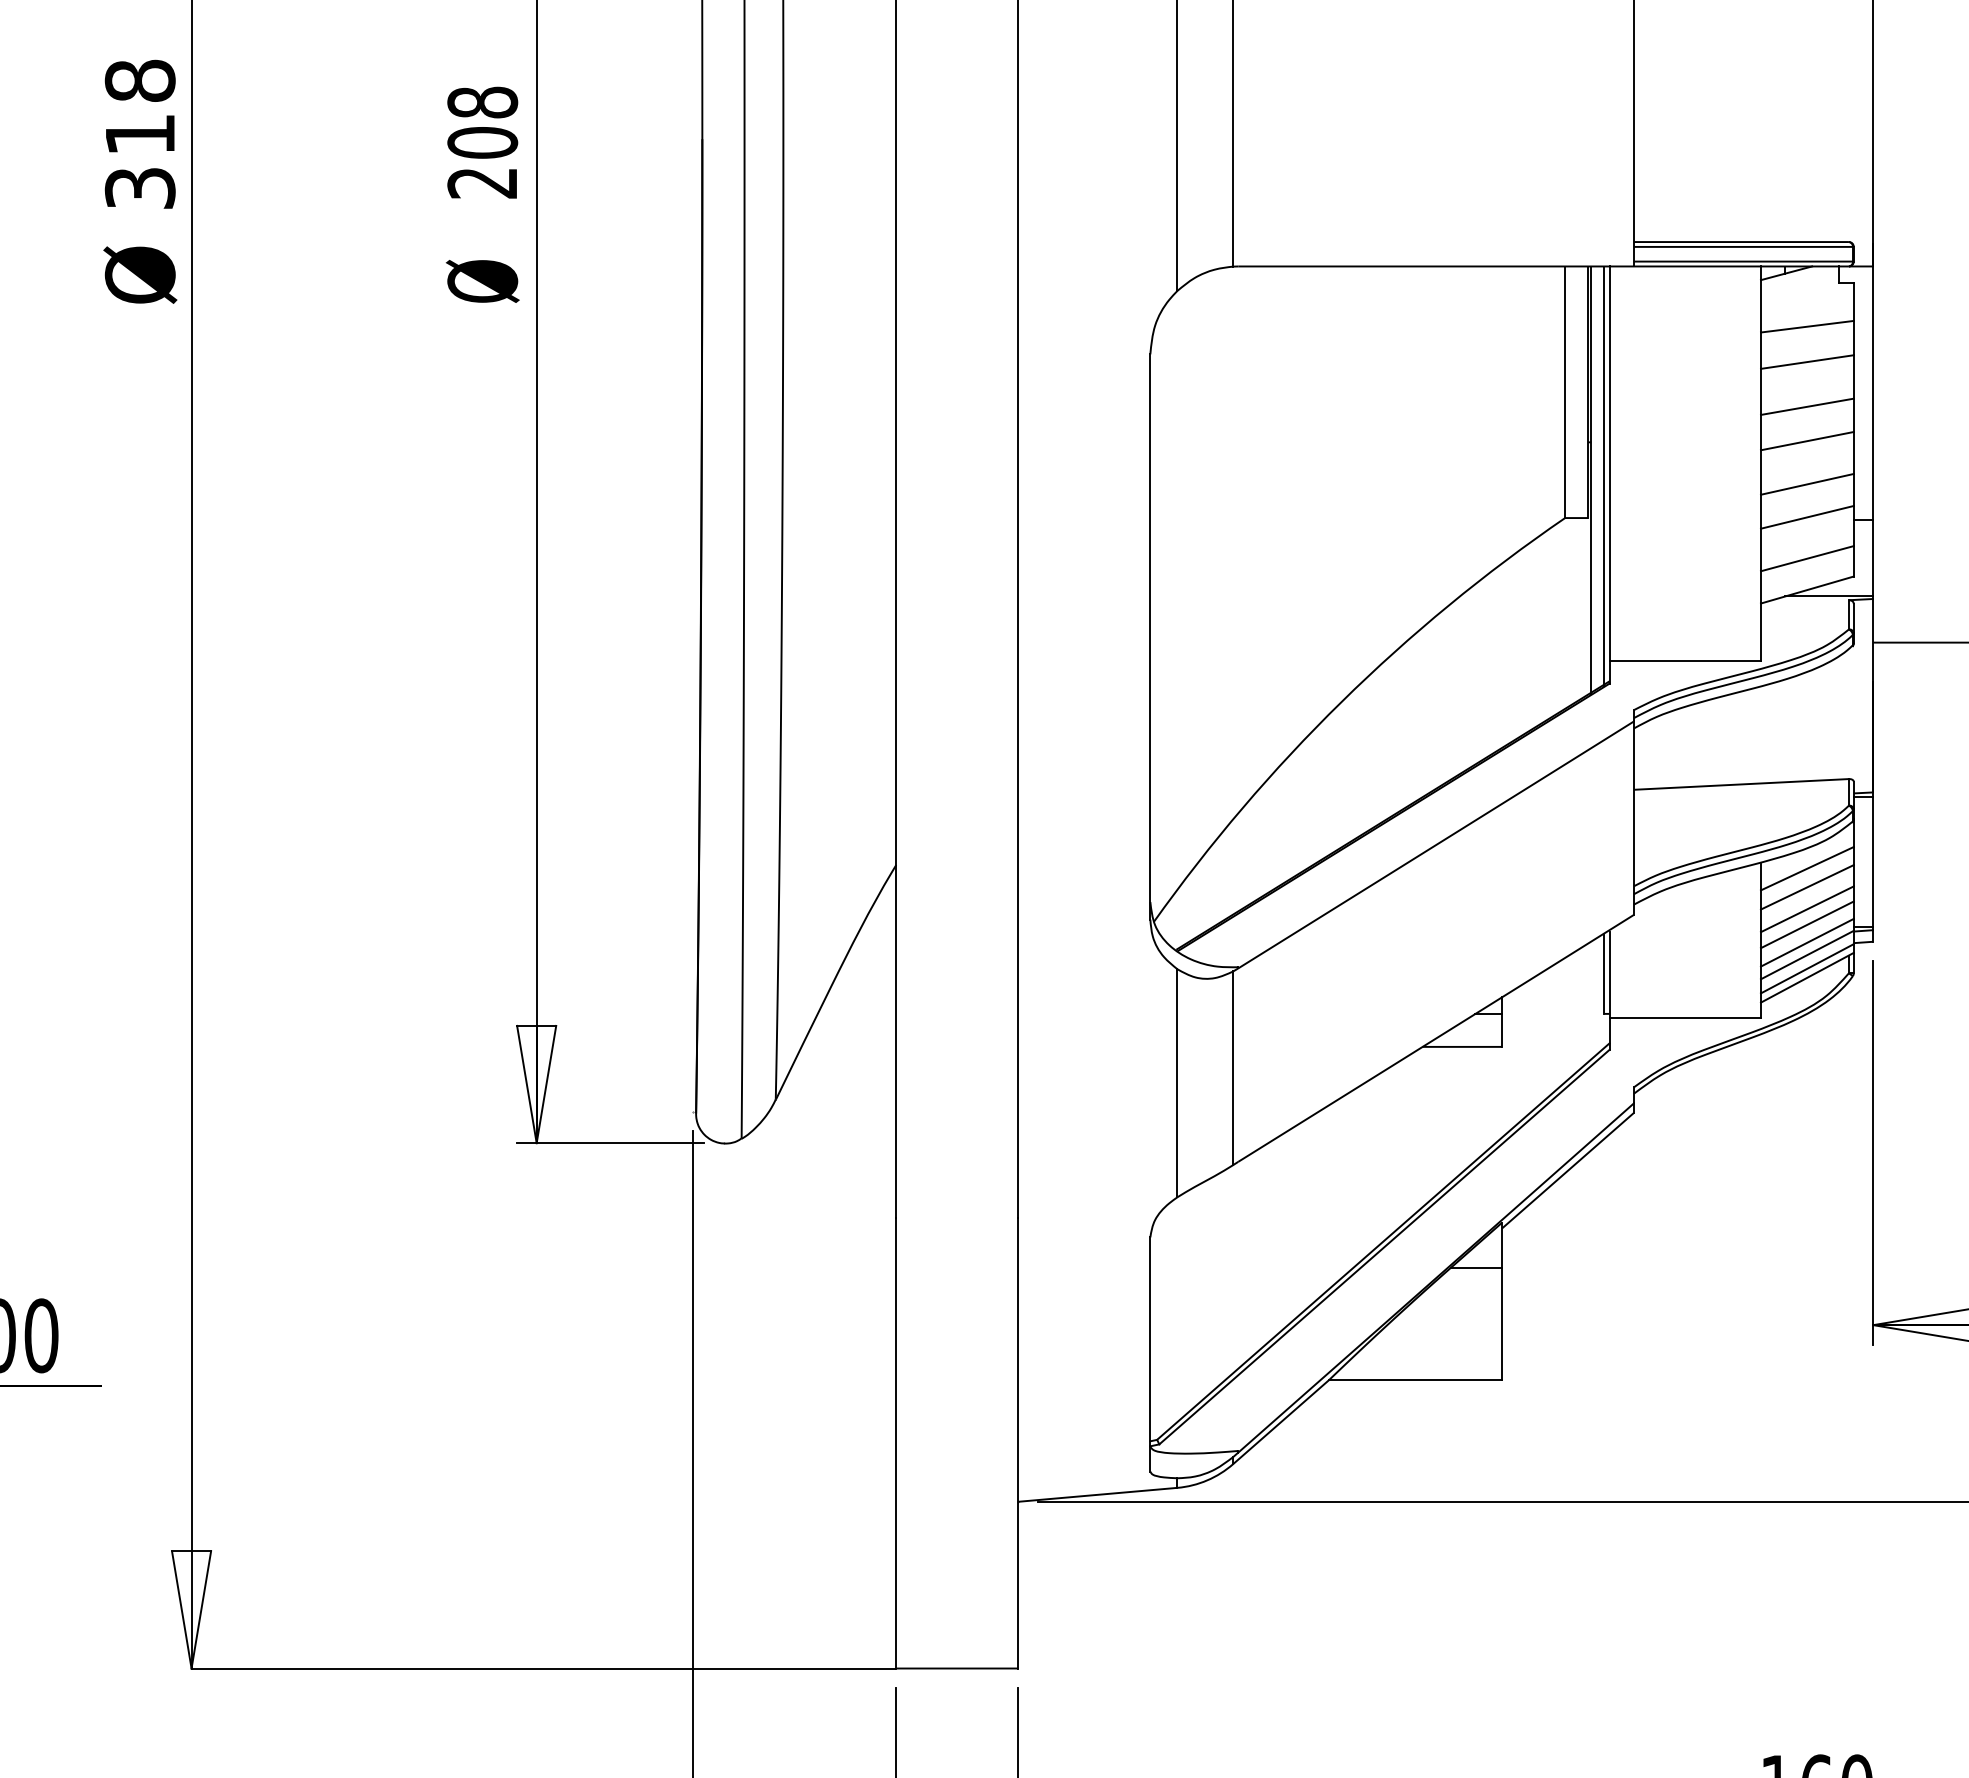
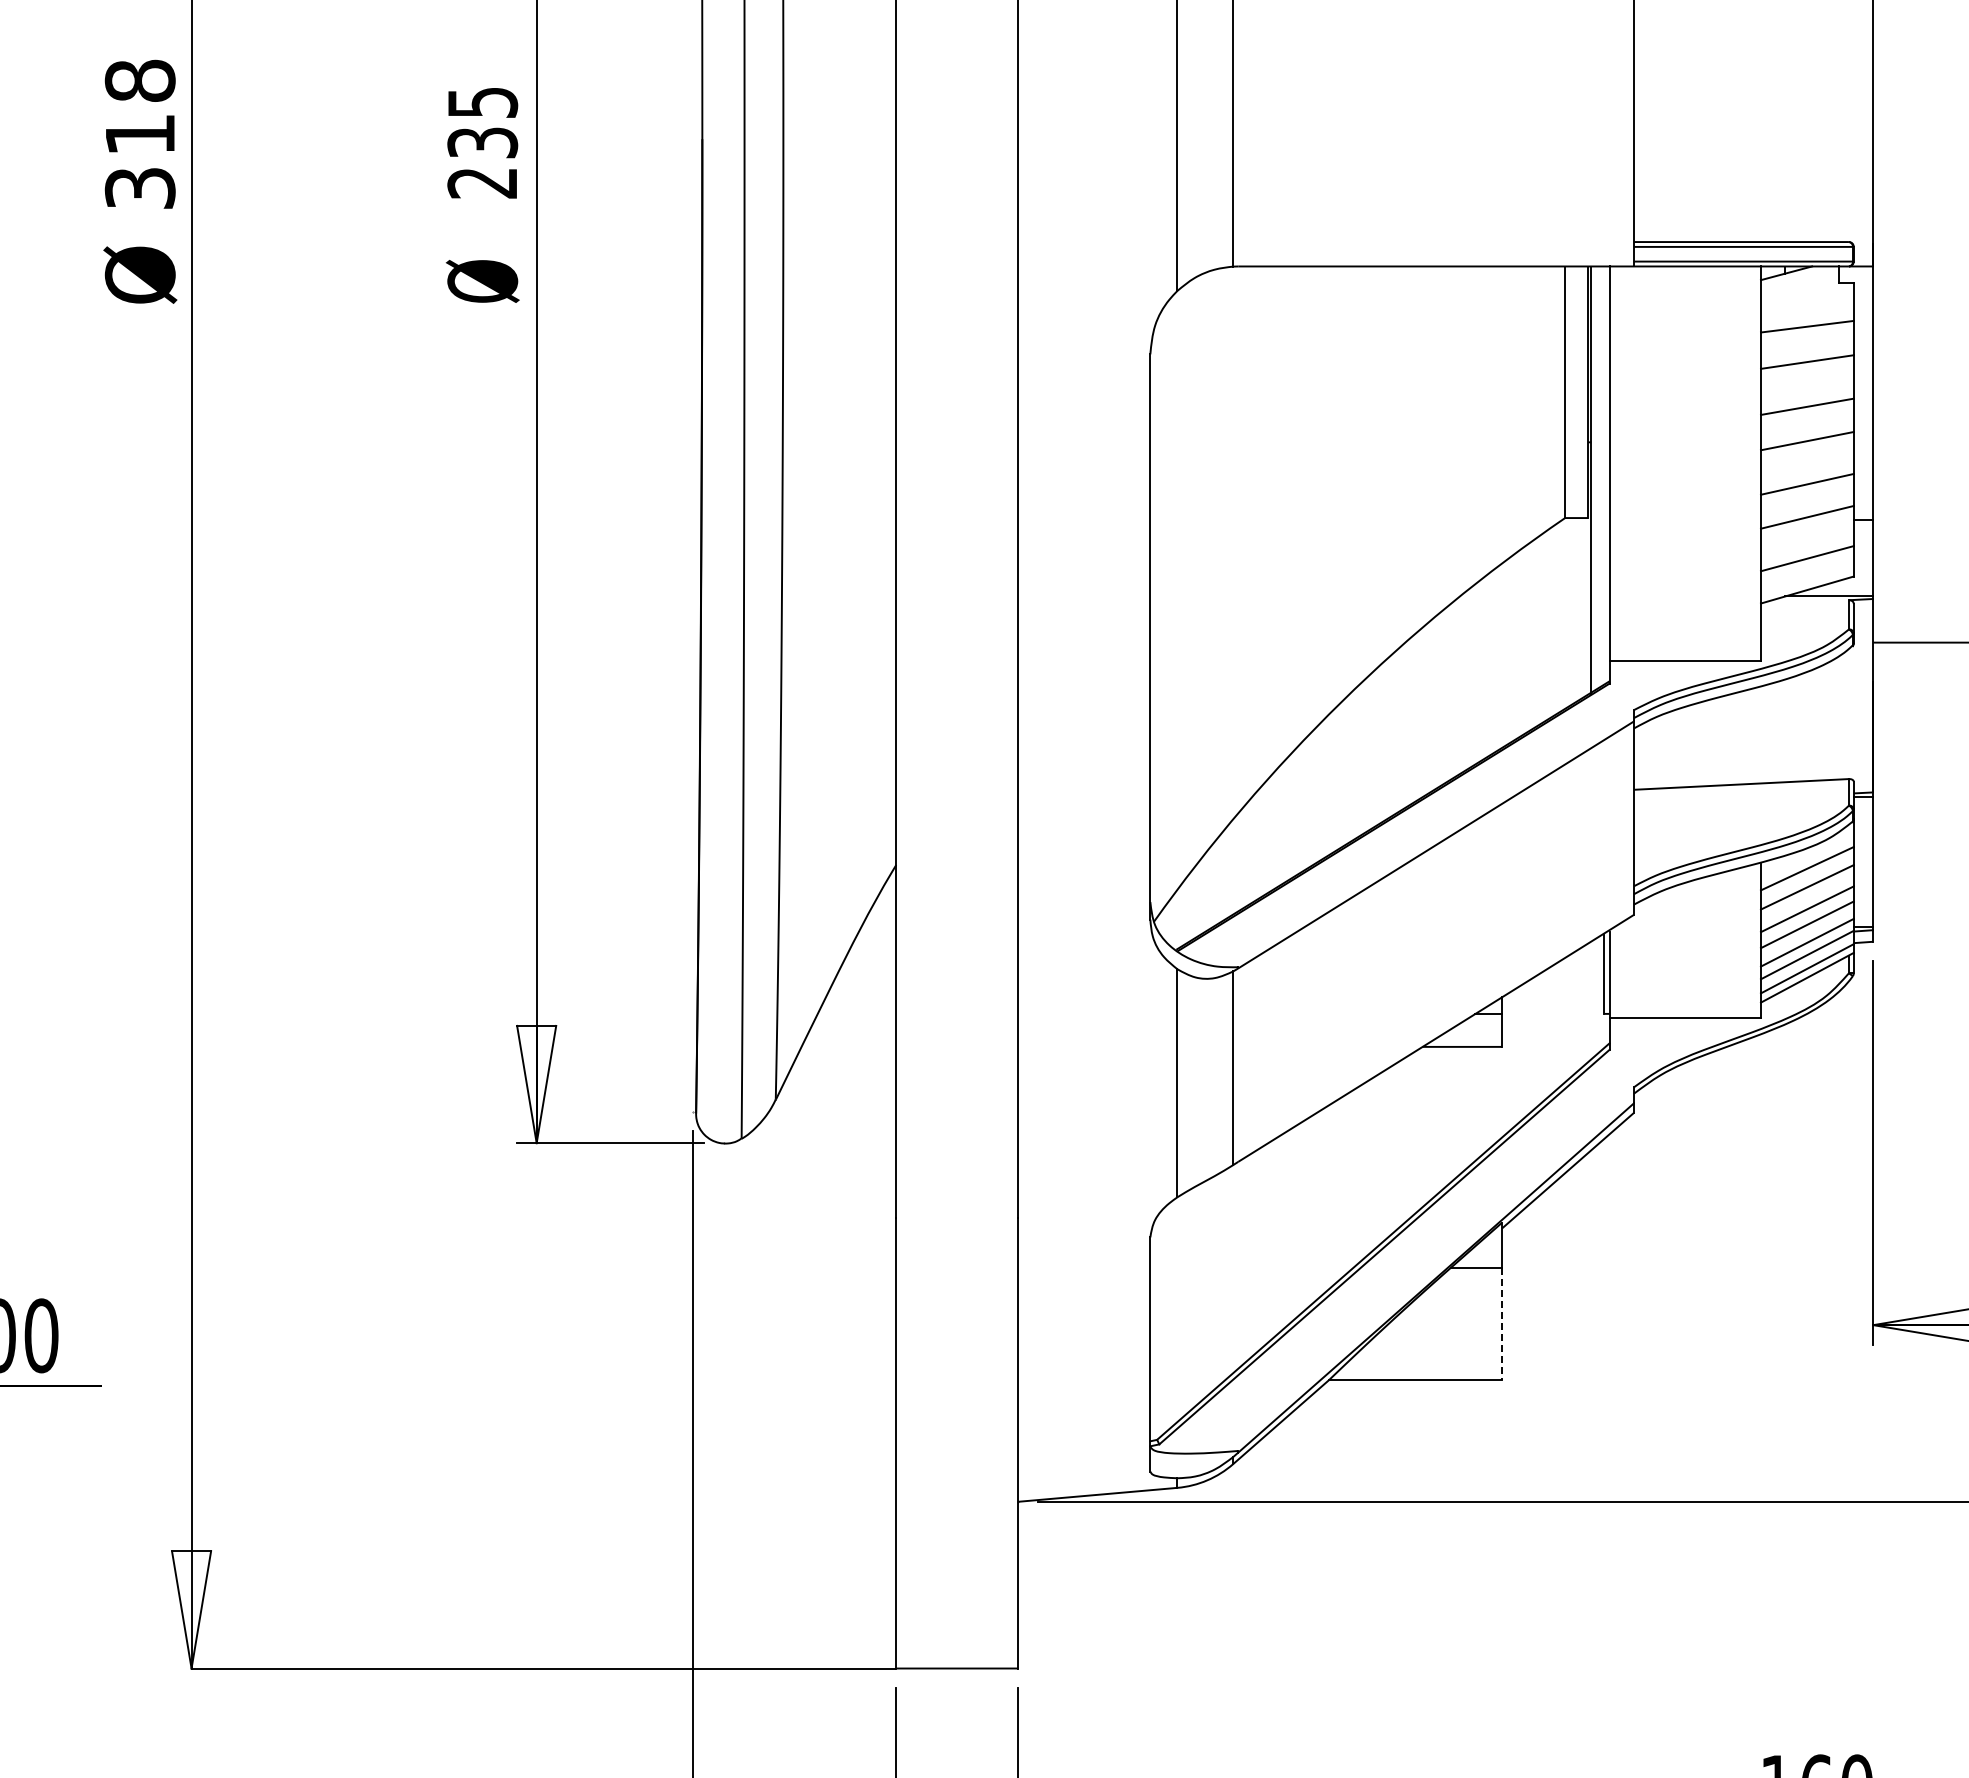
text: 208 -> 235 (482, 122)
line: present -> none (1604, 475)
line: solid -> dashed (1502, 1324)
